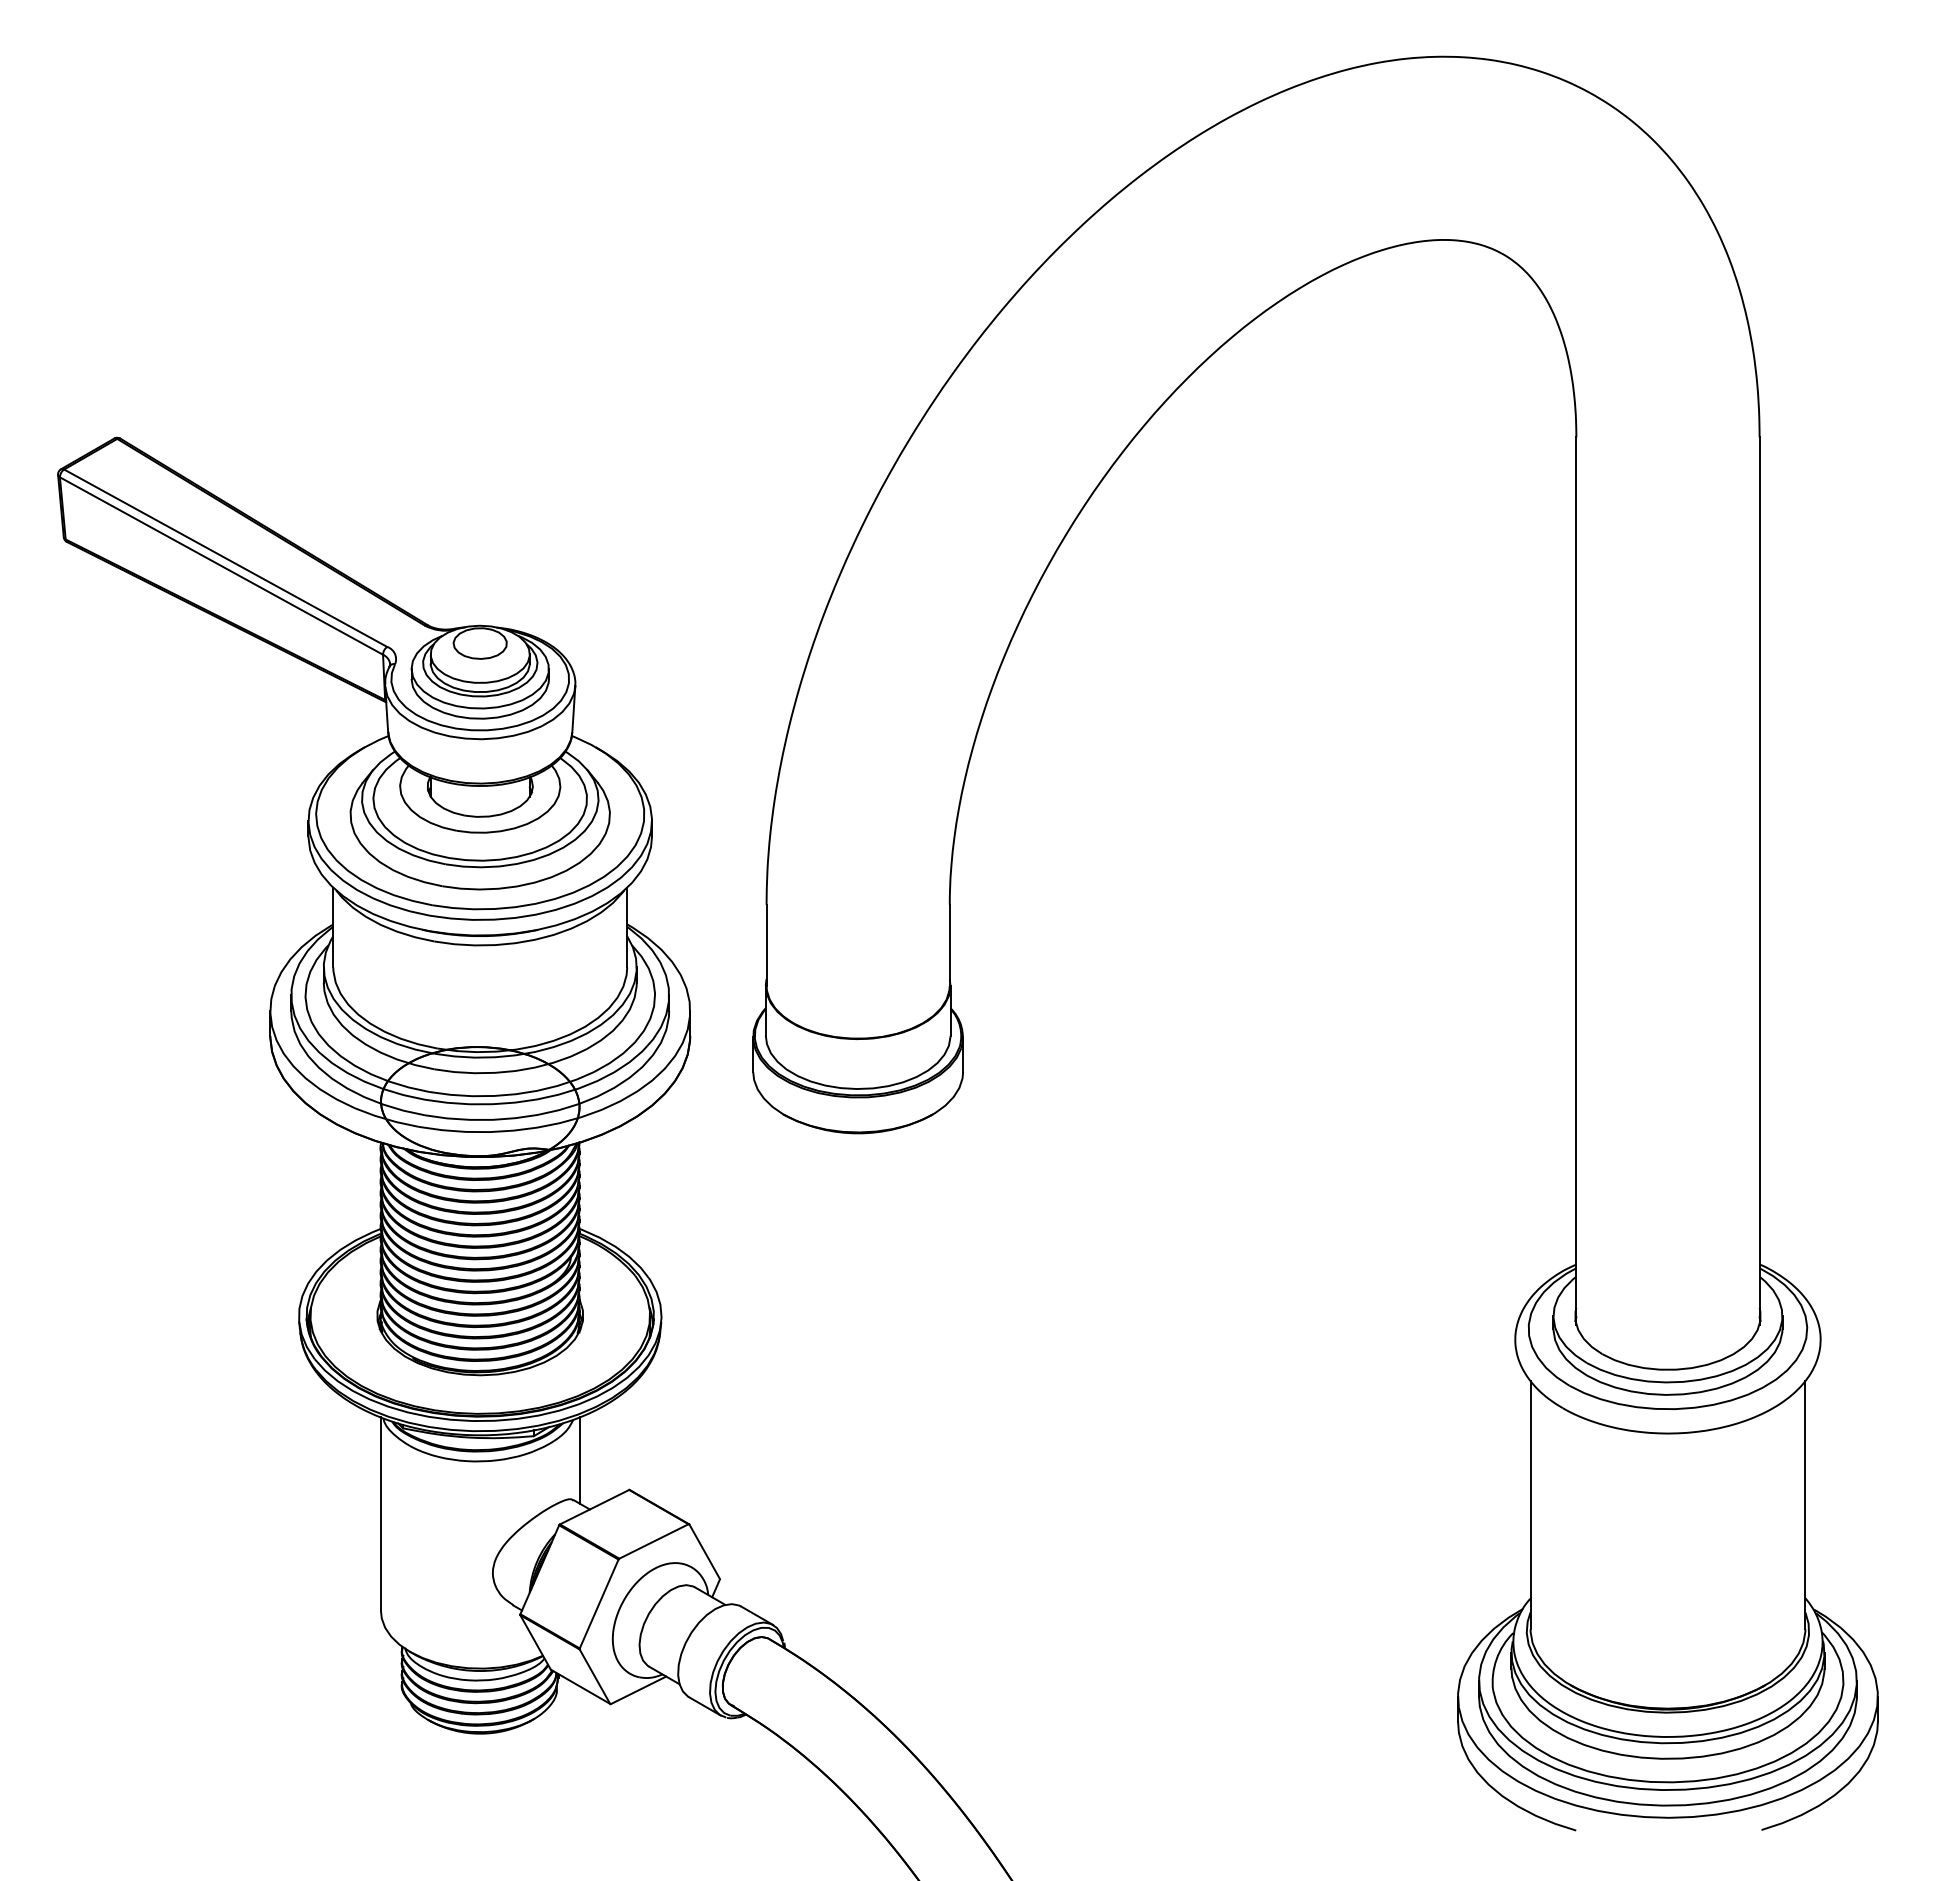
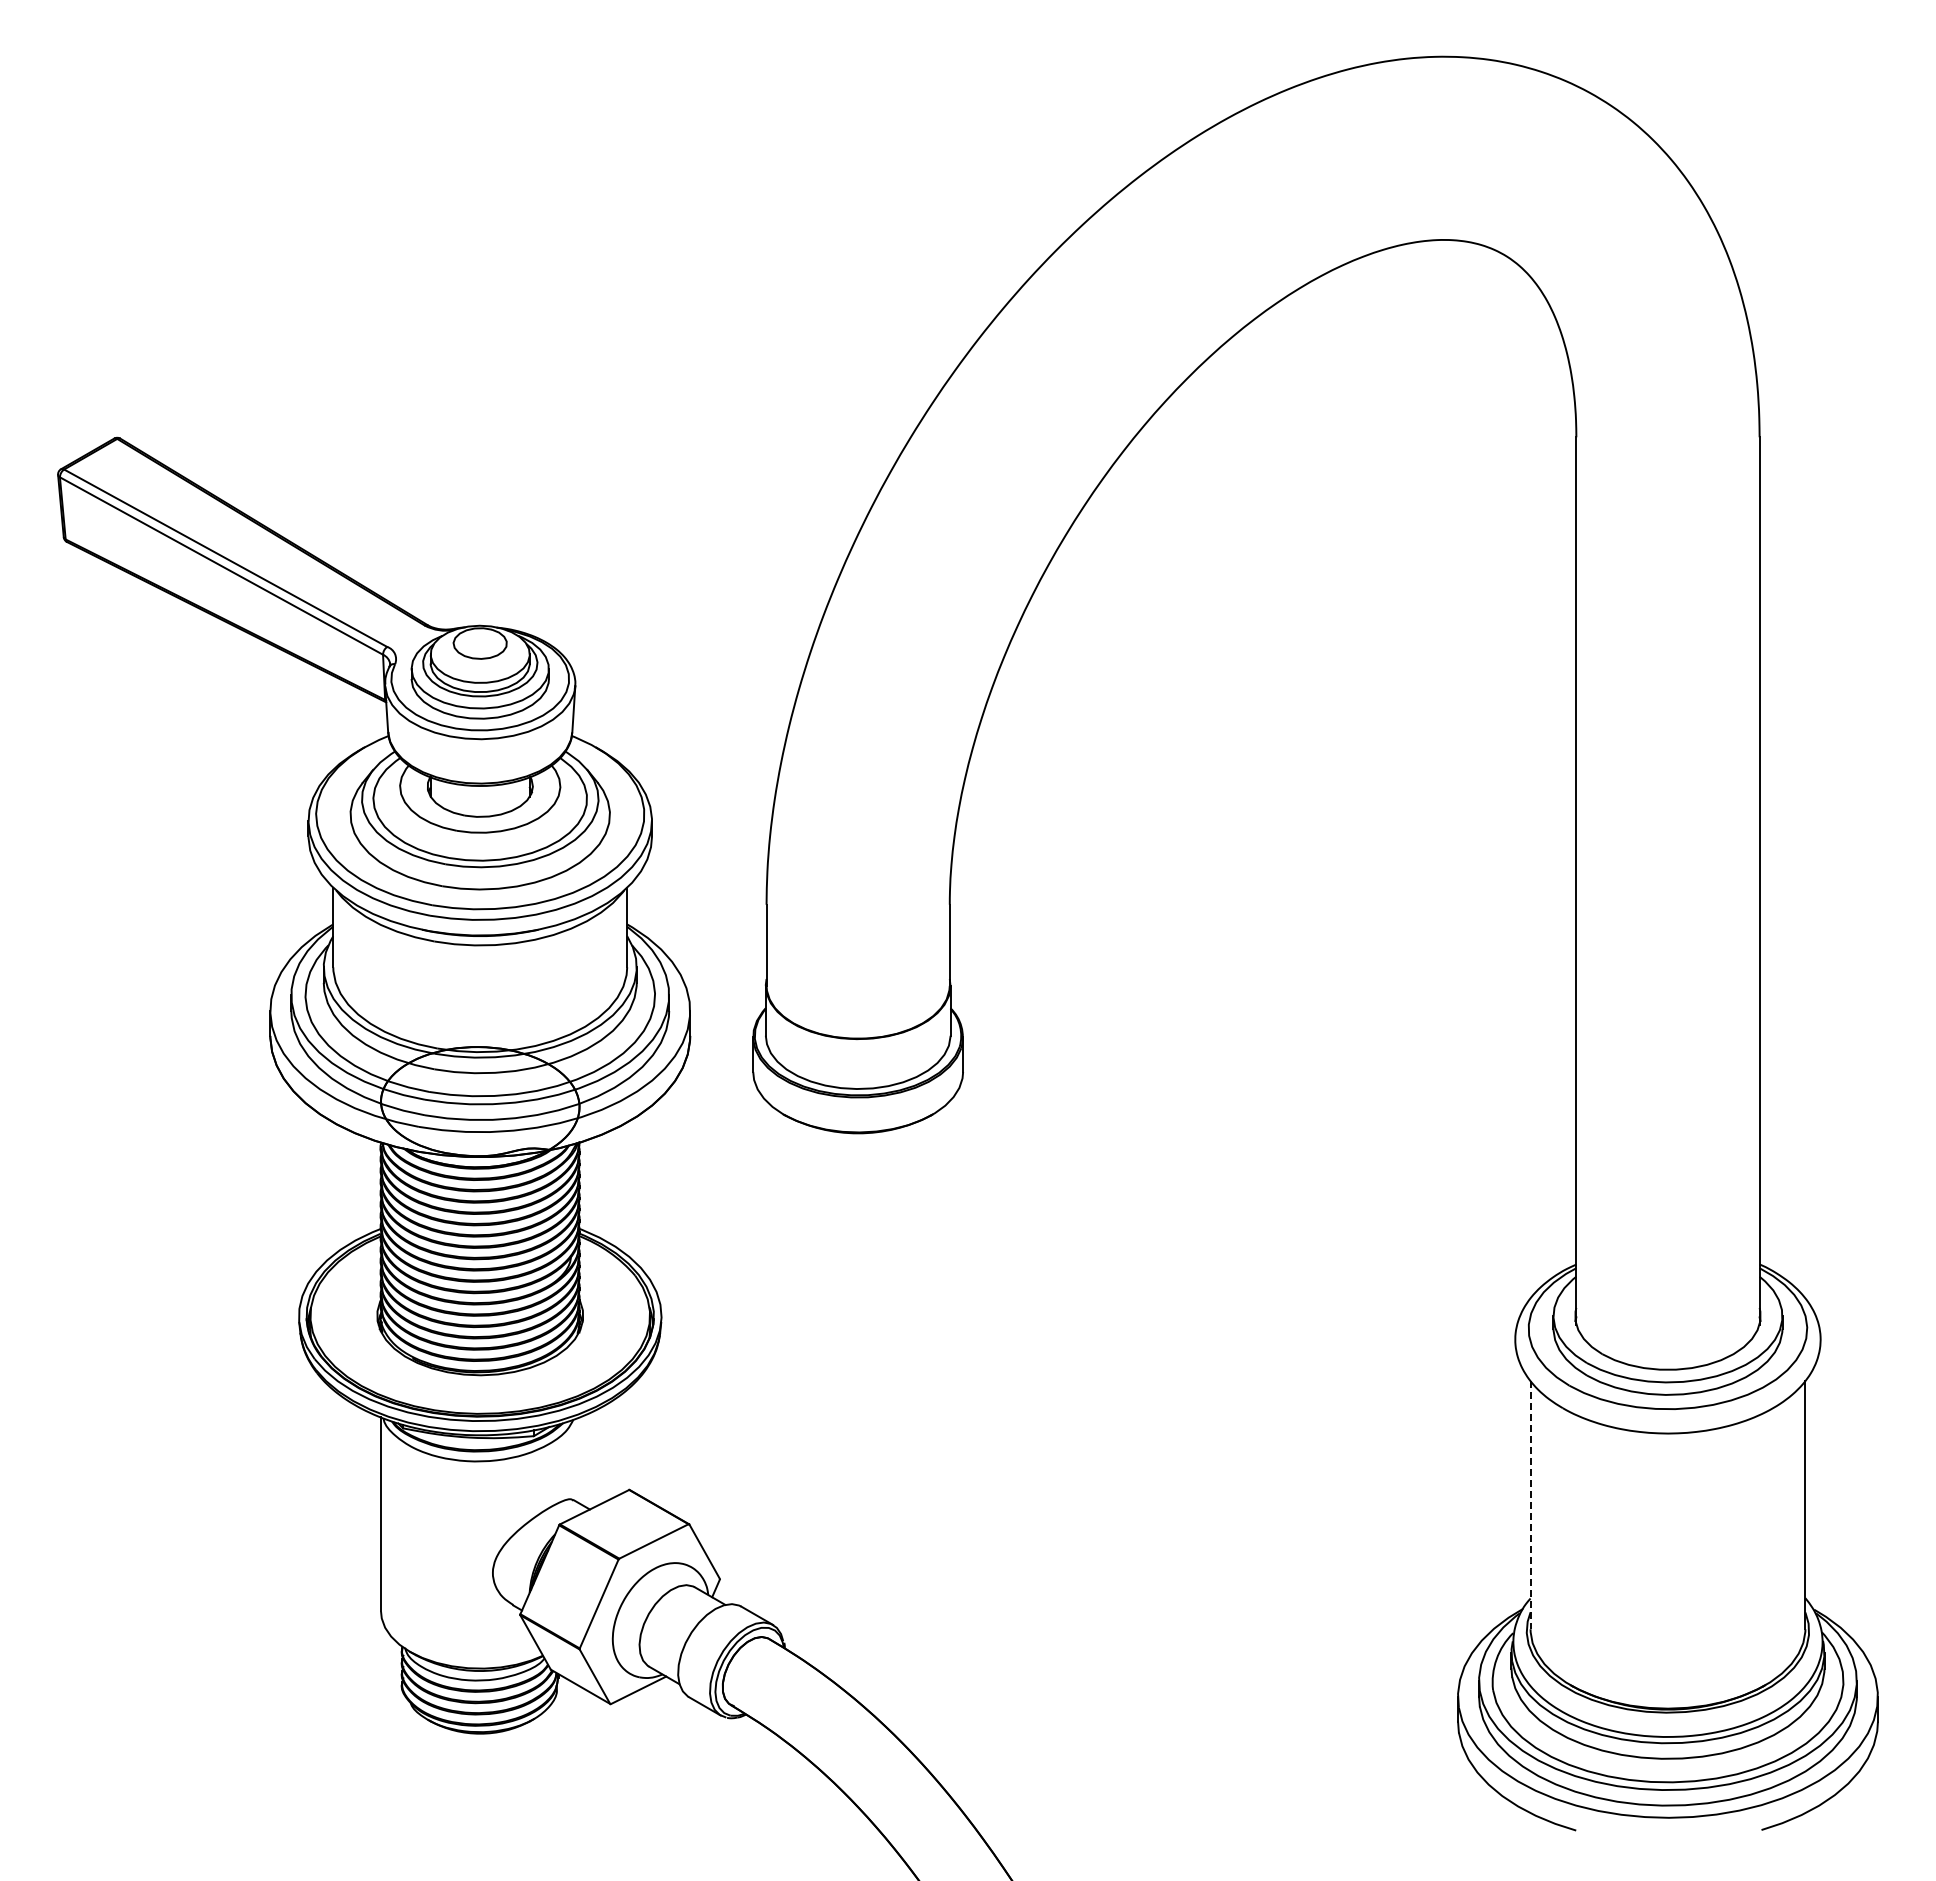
line: present -> none (579, 1460)
line: solid -> dashed (1530, 1505)
